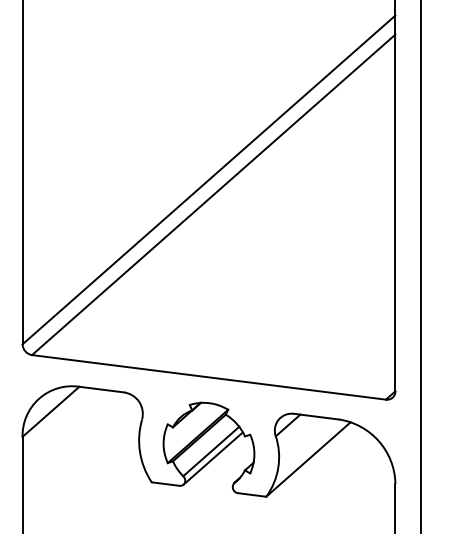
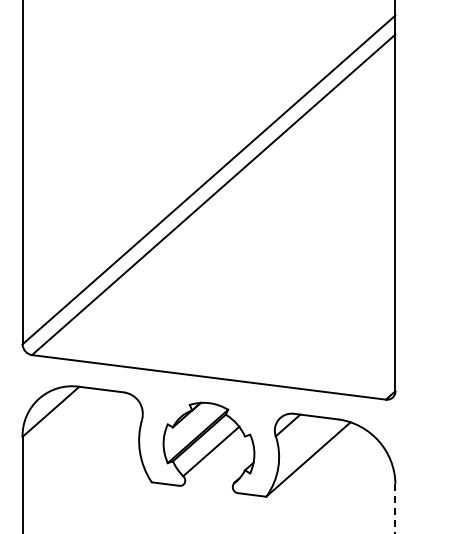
line: present -> none (420, 266)
line: present -> none (212, 458)
line: solid -> dashed (395, 508)
